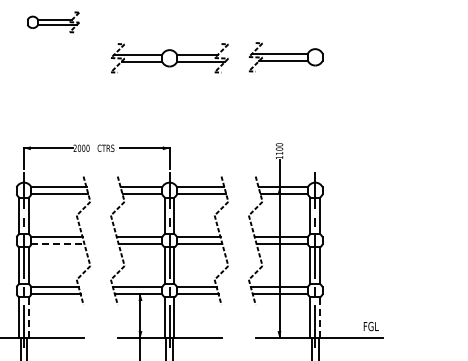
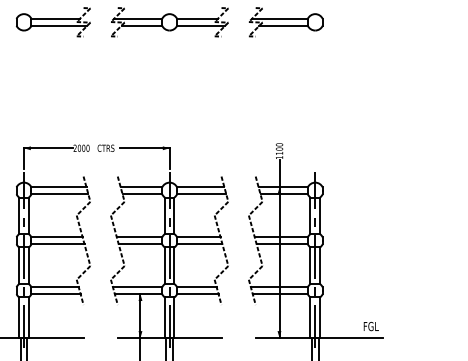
part size: 53x23 px -> 75x31 px (53, 22)
part position: (285, 57) -> (285, 22) (285, 22)
part position: (169, 58) -> (169, 22) (169, 22)
line: dashed -> solid (58, 244)
line: dashed -> solid (28, 317)
line: dashed -> solid (320, 317)
